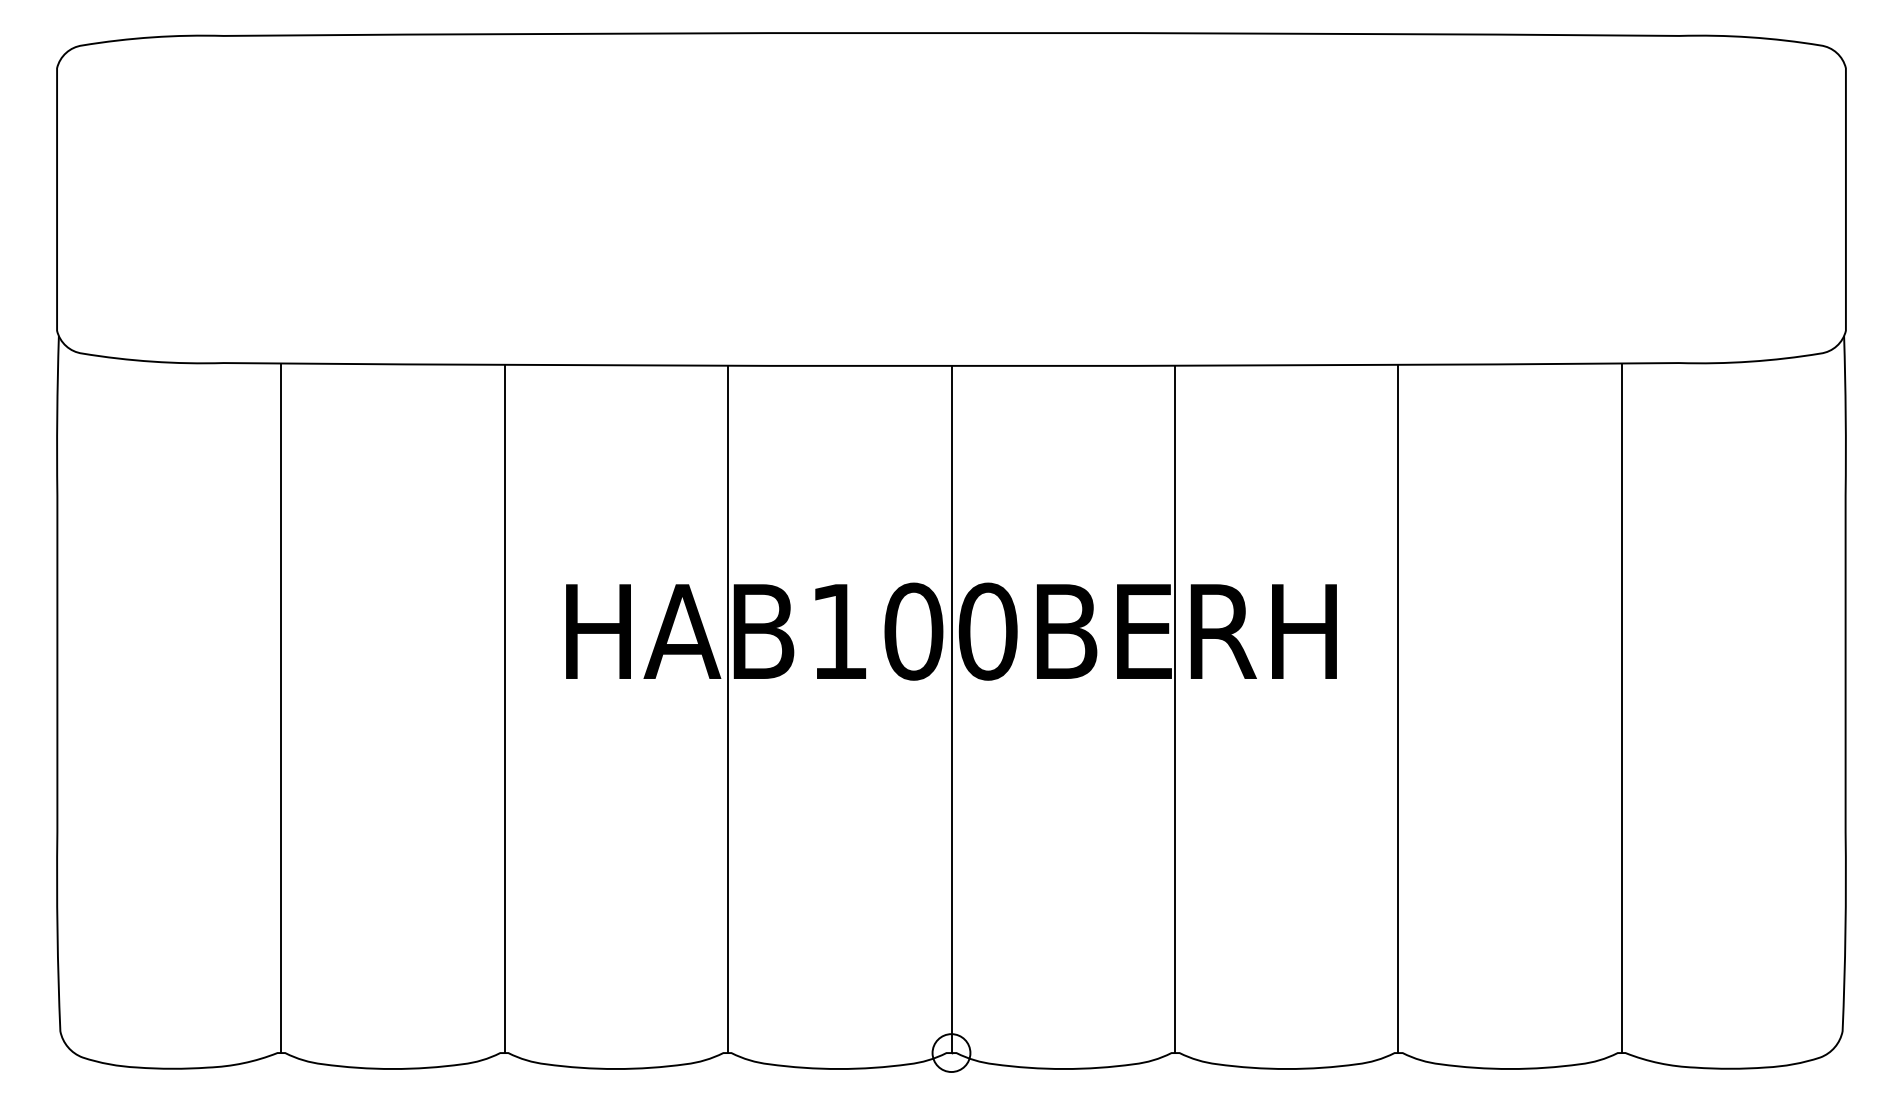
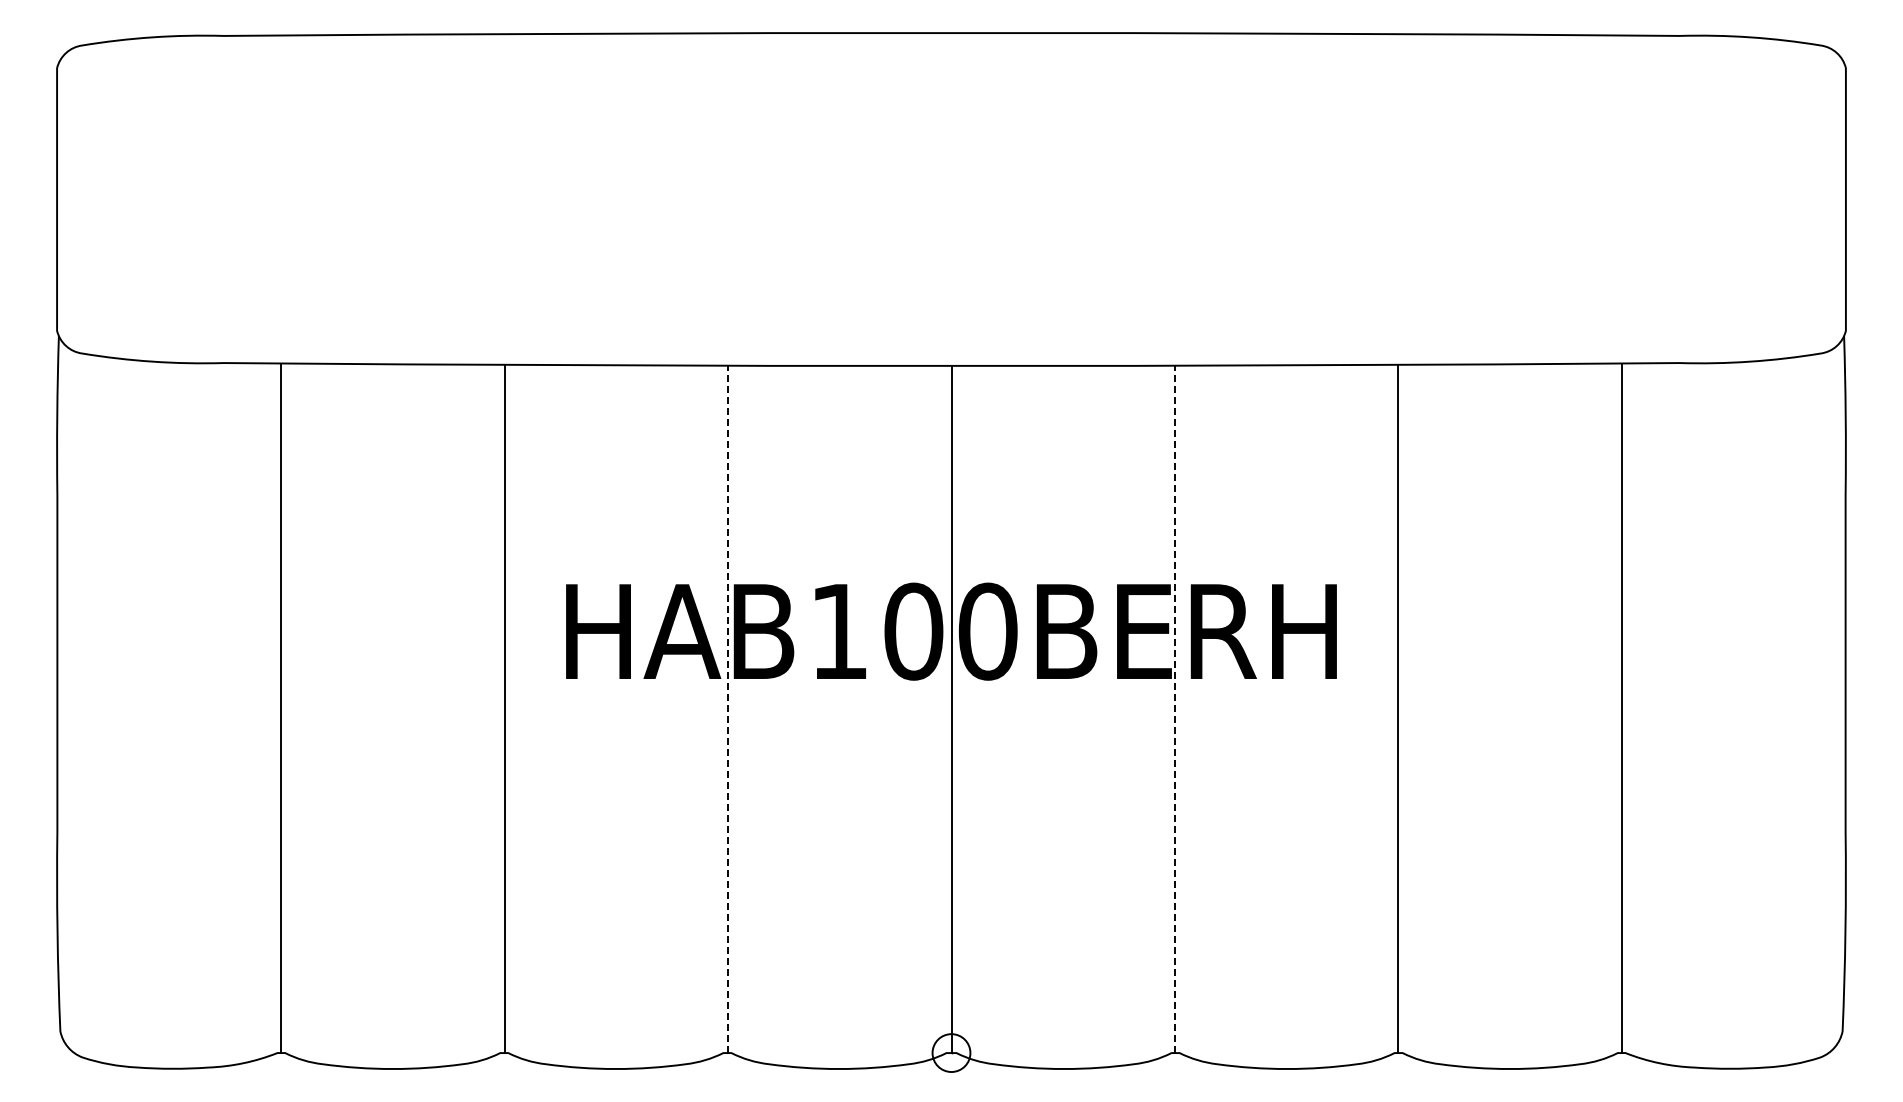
line: solid -> dashed (727, 708)
line: solid -> dashed (1175, 708)
